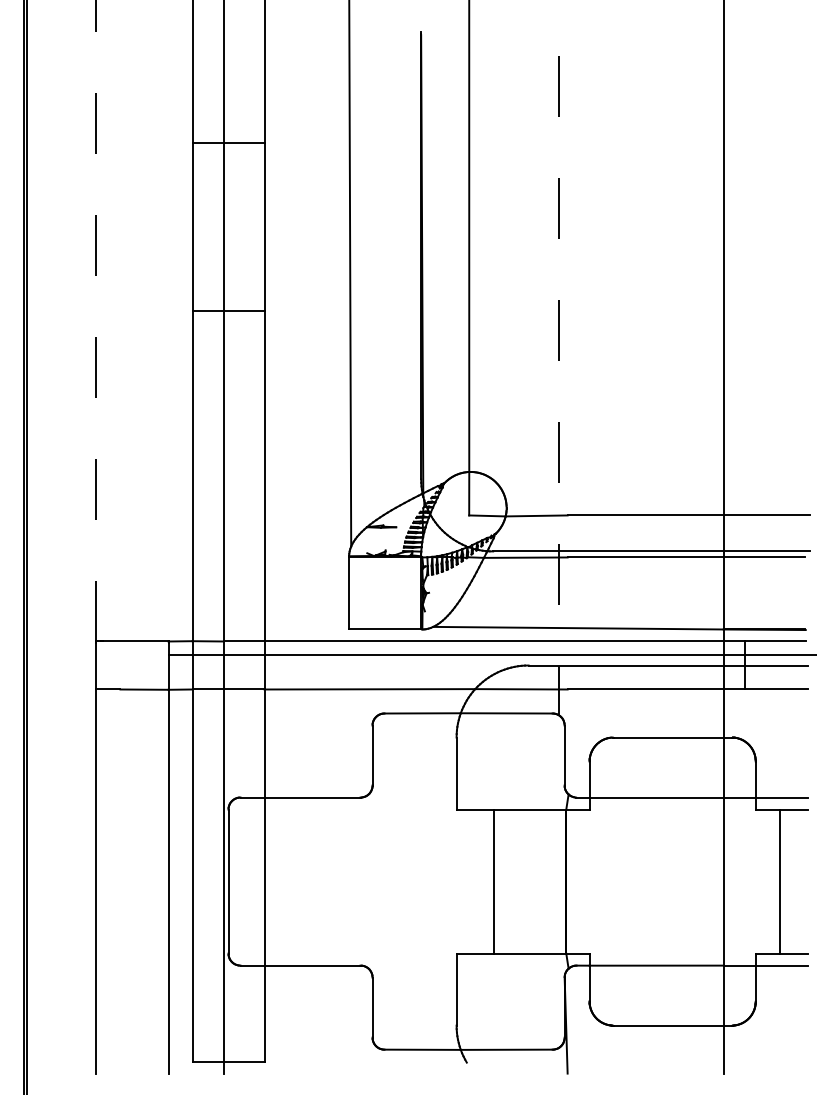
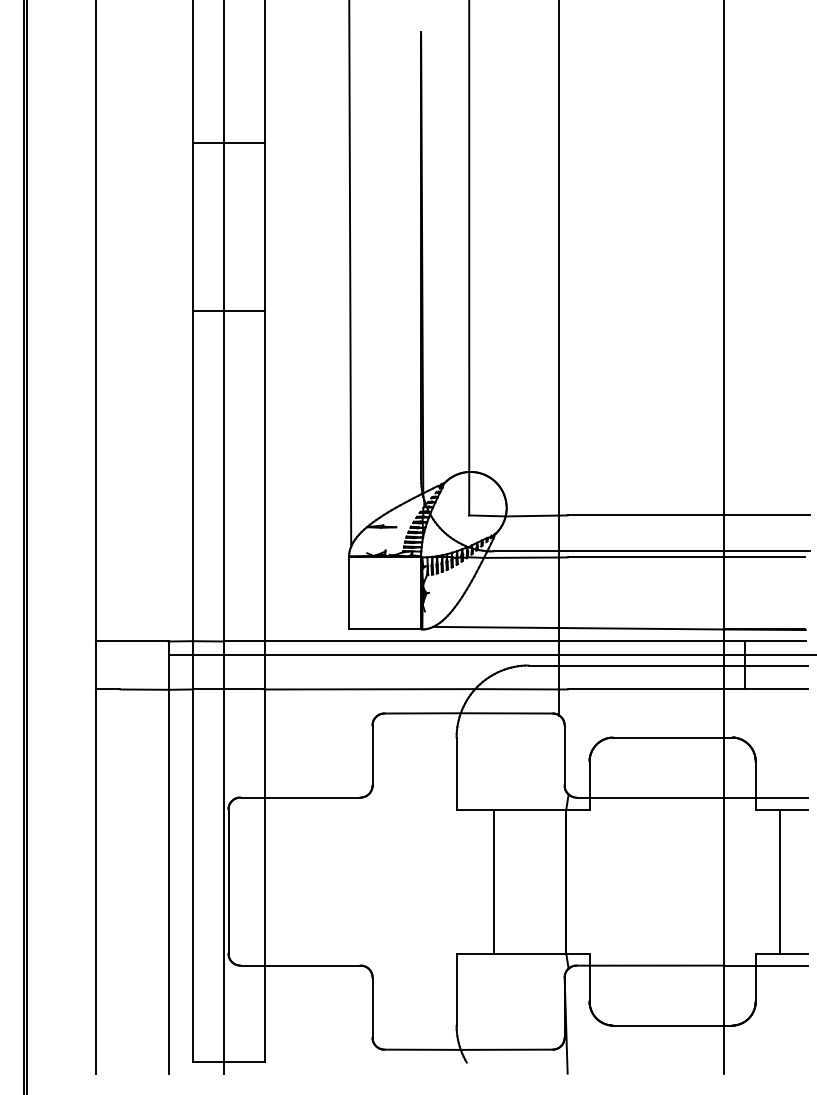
line: dashed -> solid (96, 320)
line: dashed -> solid (559, 358)
